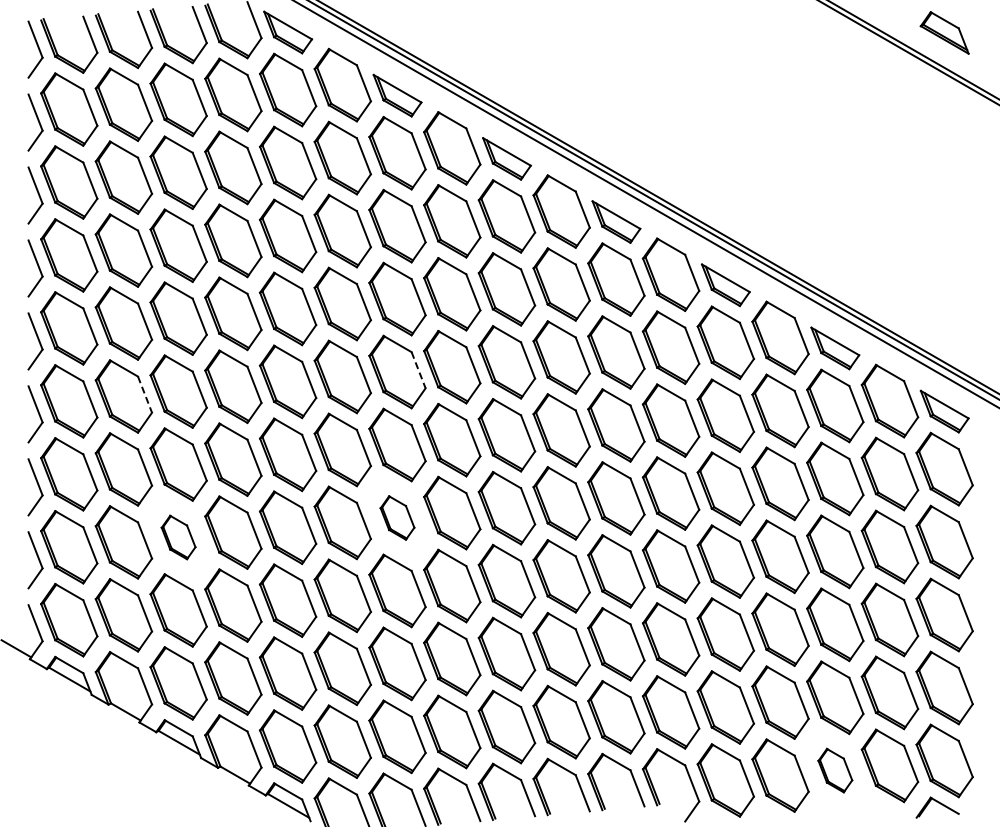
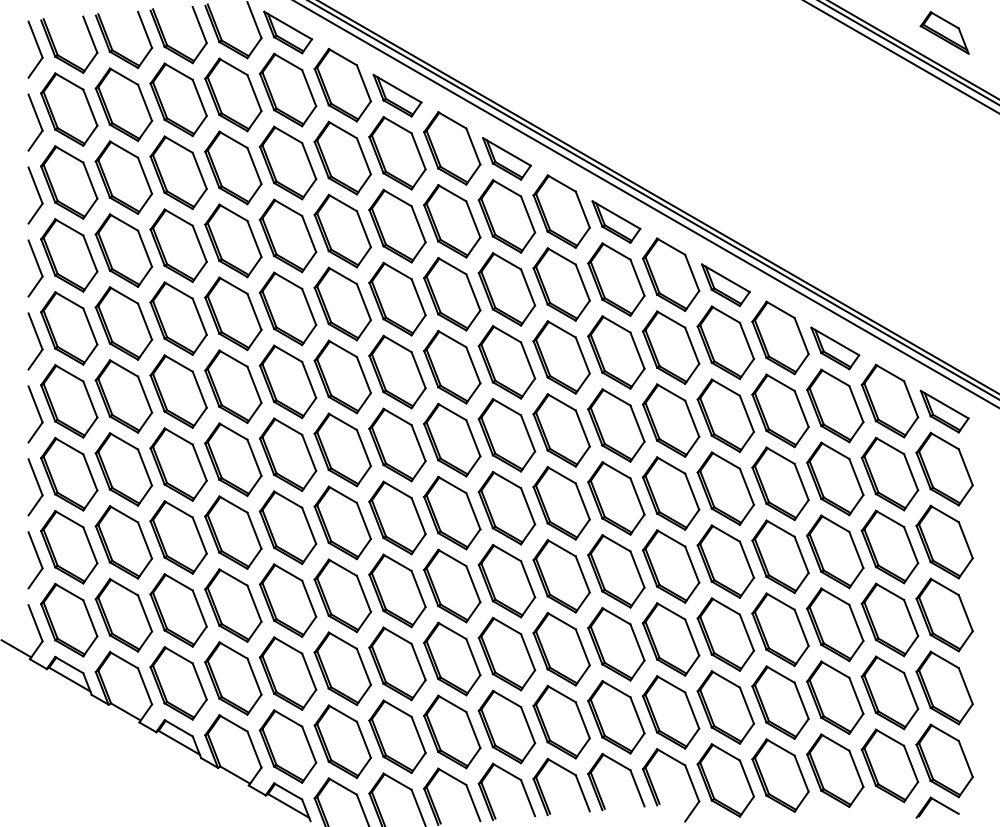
line: none -> present (901, 56)
line: dashed -> solid (418, 370)
line: dashed -> solid (145, 395)
part size: 37x46 px -> 59x76 px (397, 517)
part size: 37x47 px -> 59x75 px (178, 537)
part size: 37x47 px -> 59x75 px (835, 770)
